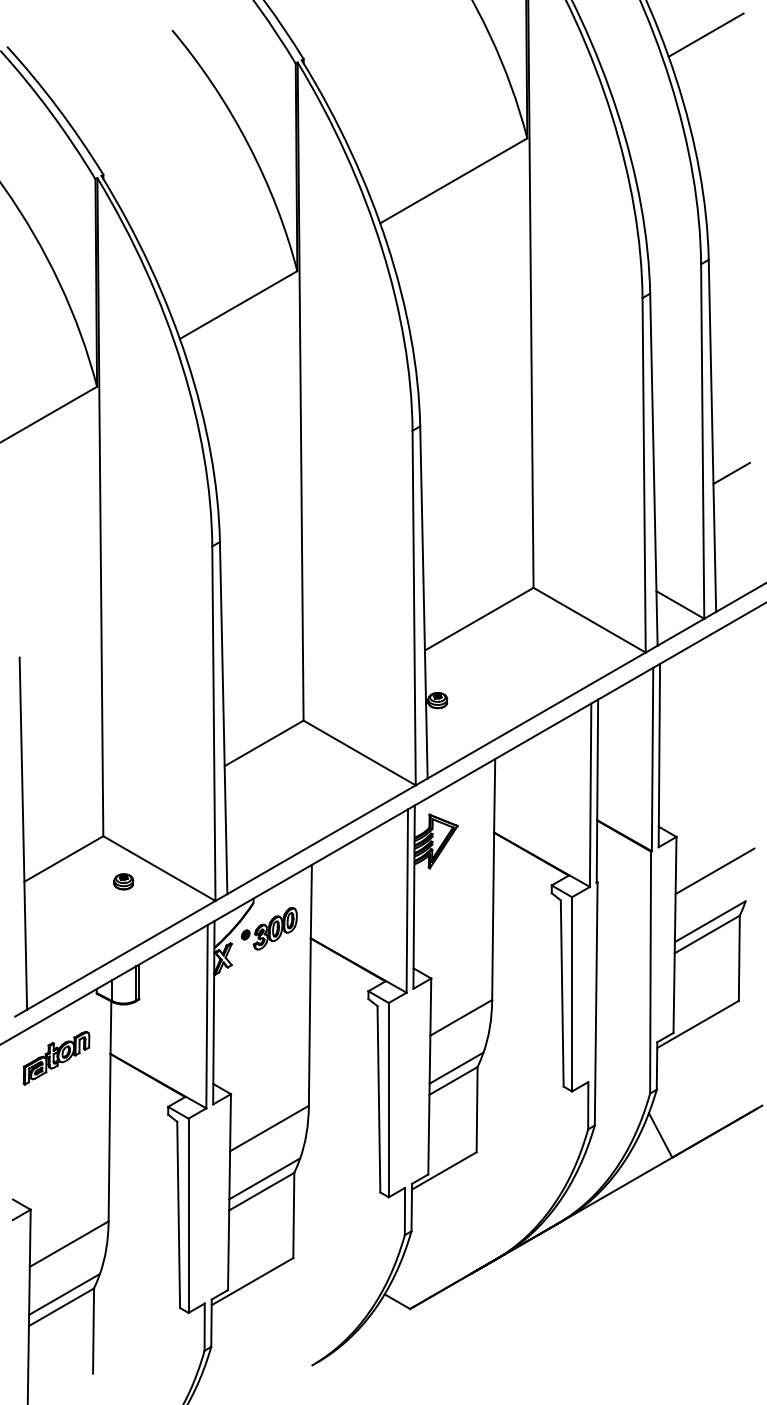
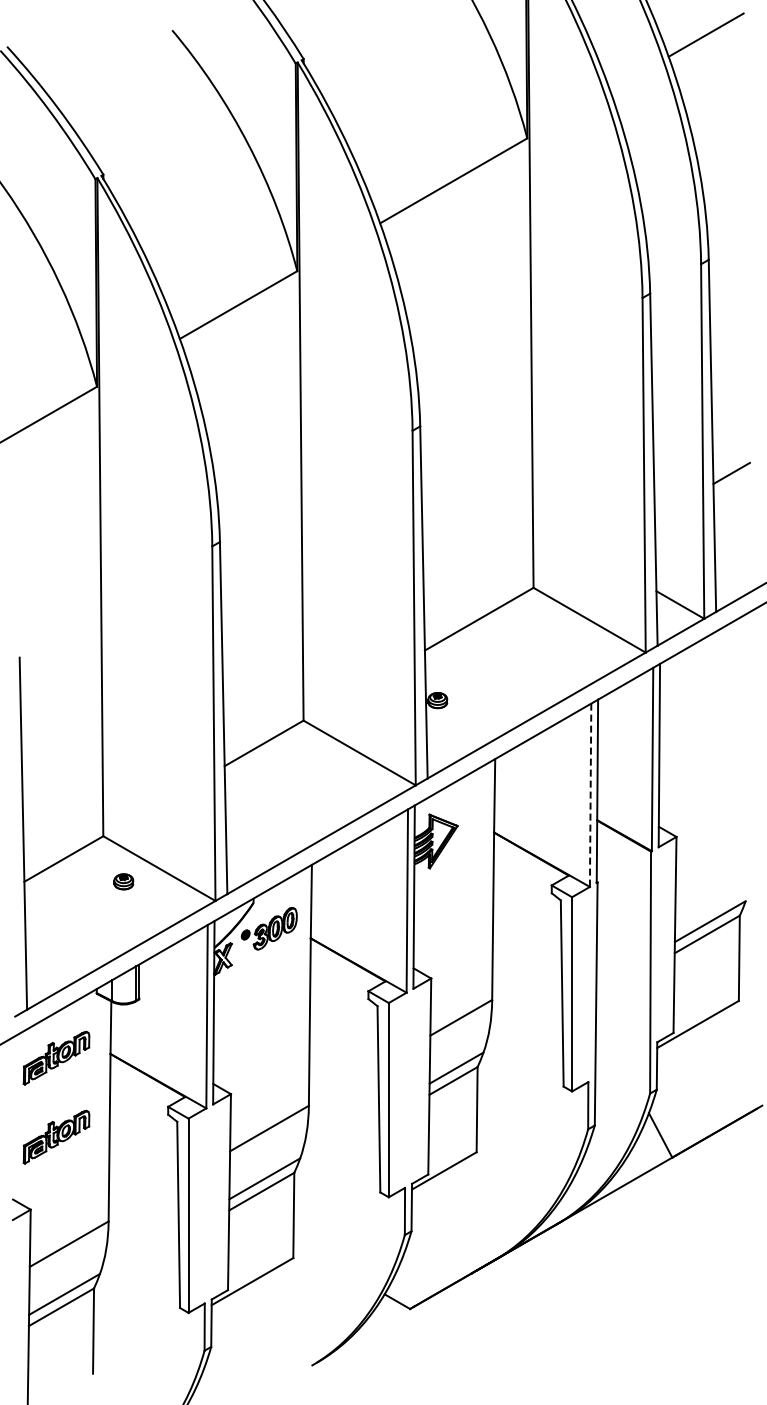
line: solid -> dashed (590, 795)
line: present -> none (714, 871)
part: none -> present (56, 1136)
